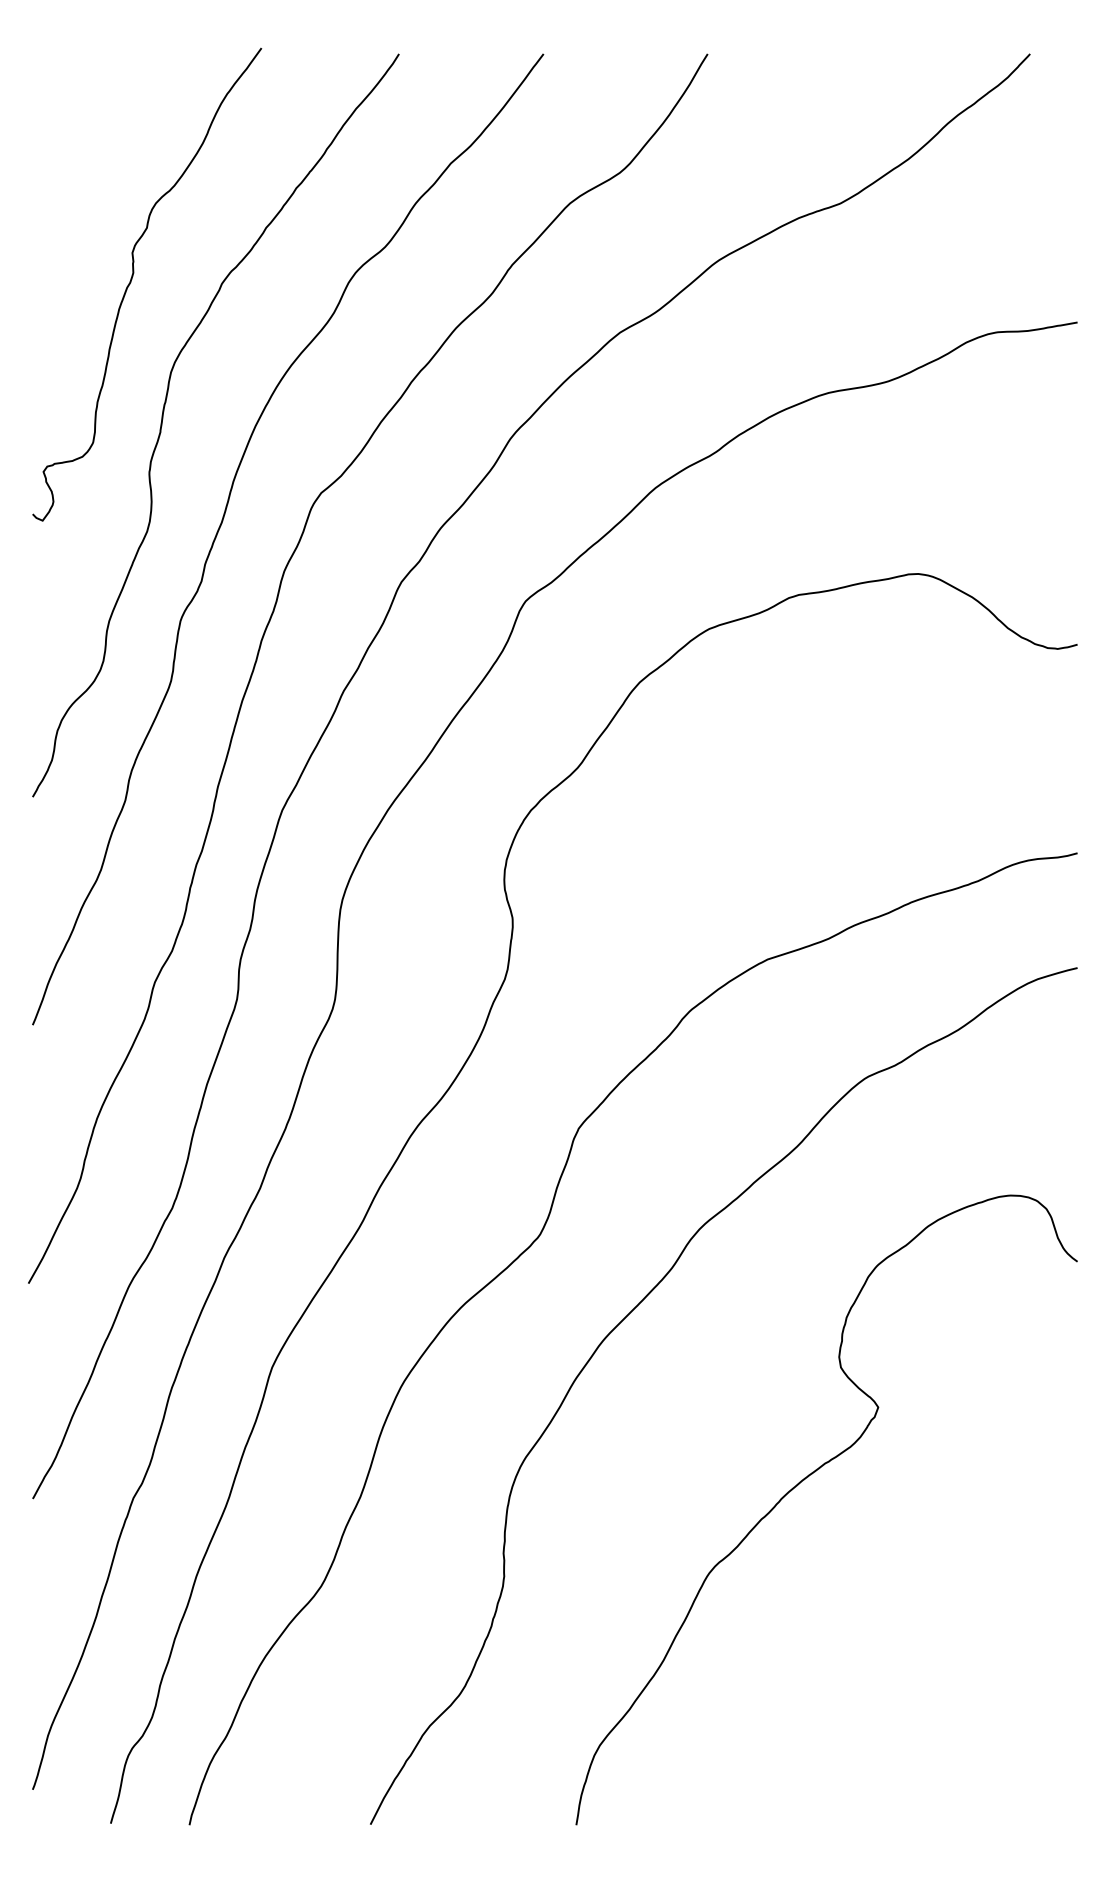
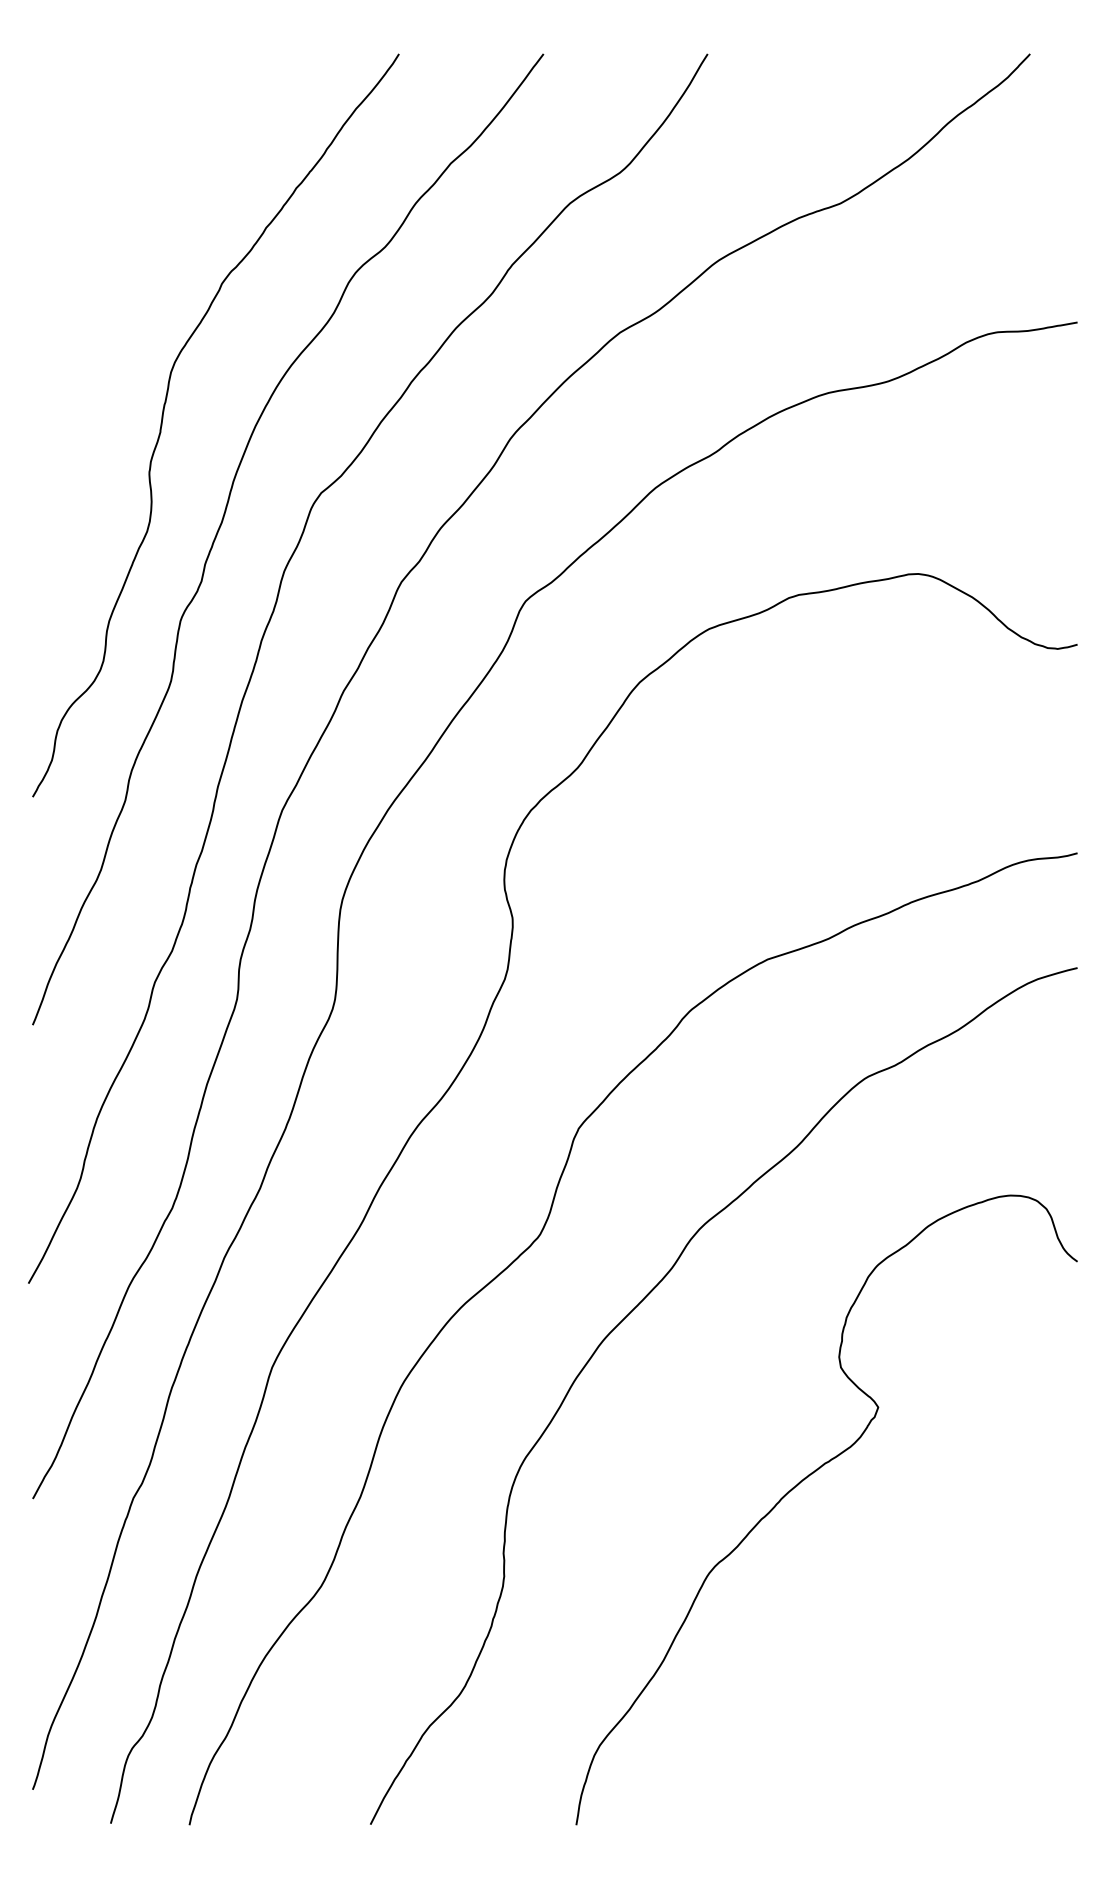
curve: present -> none (132, 279)
